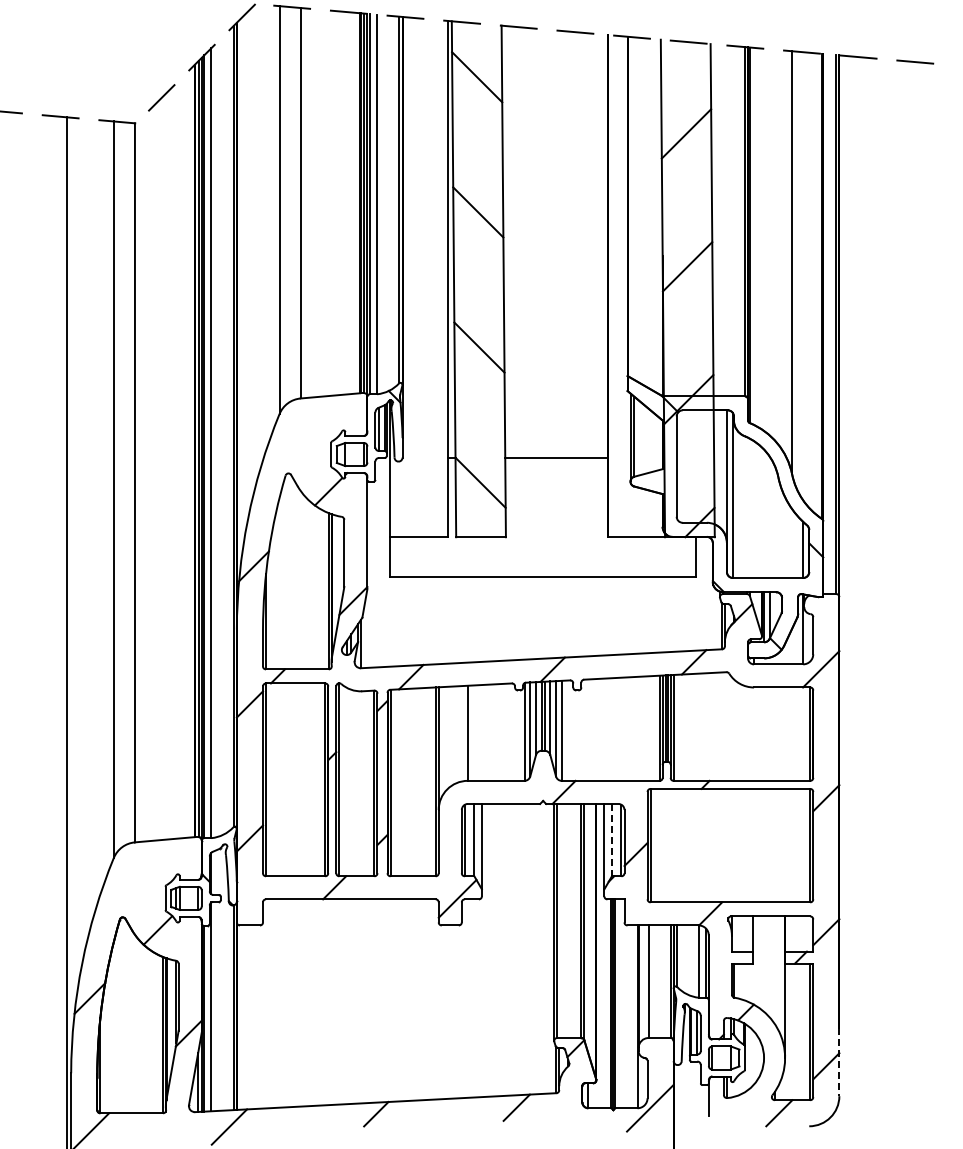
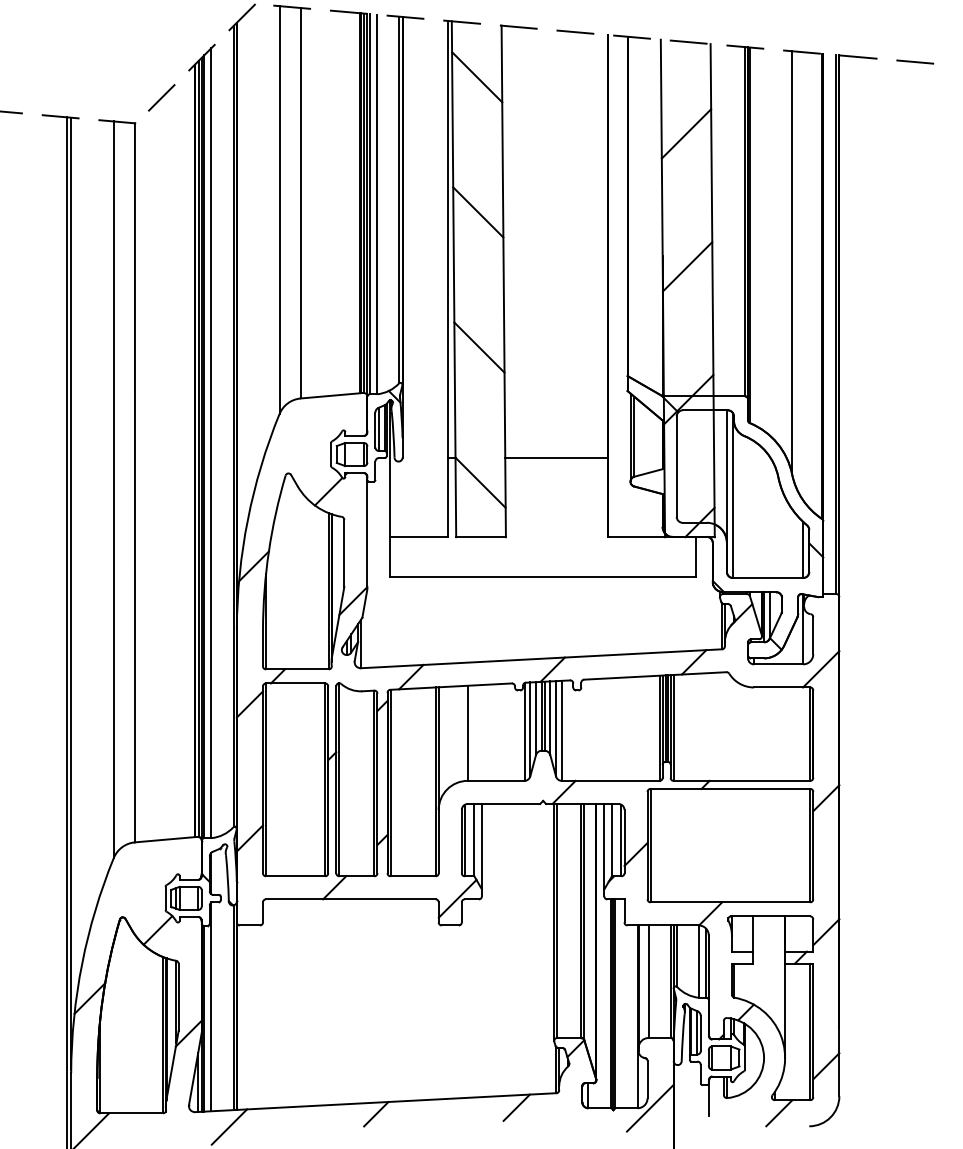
line: none -> present (71, 593)
line: dashed -> solid (611, 840)
line: dashed -> solid (839, 1062)
